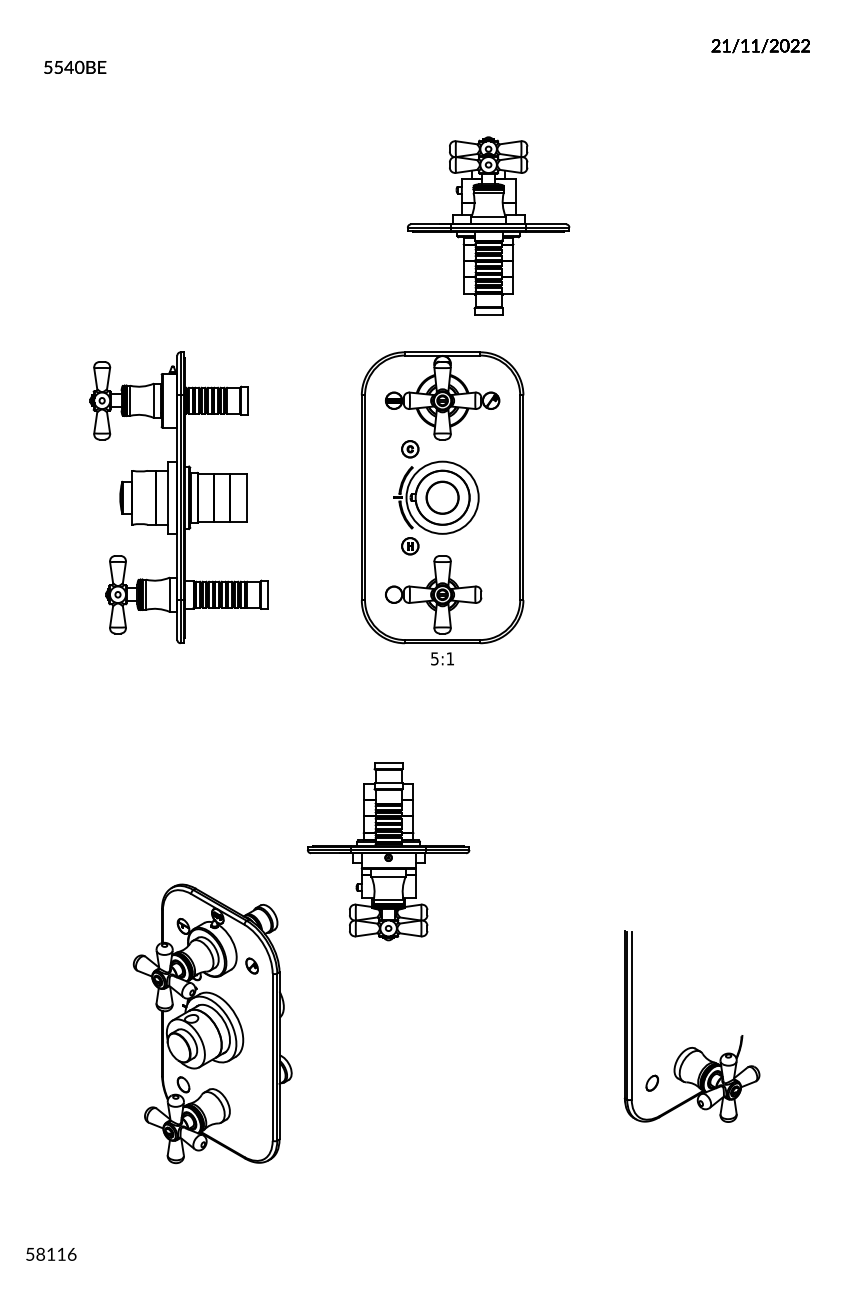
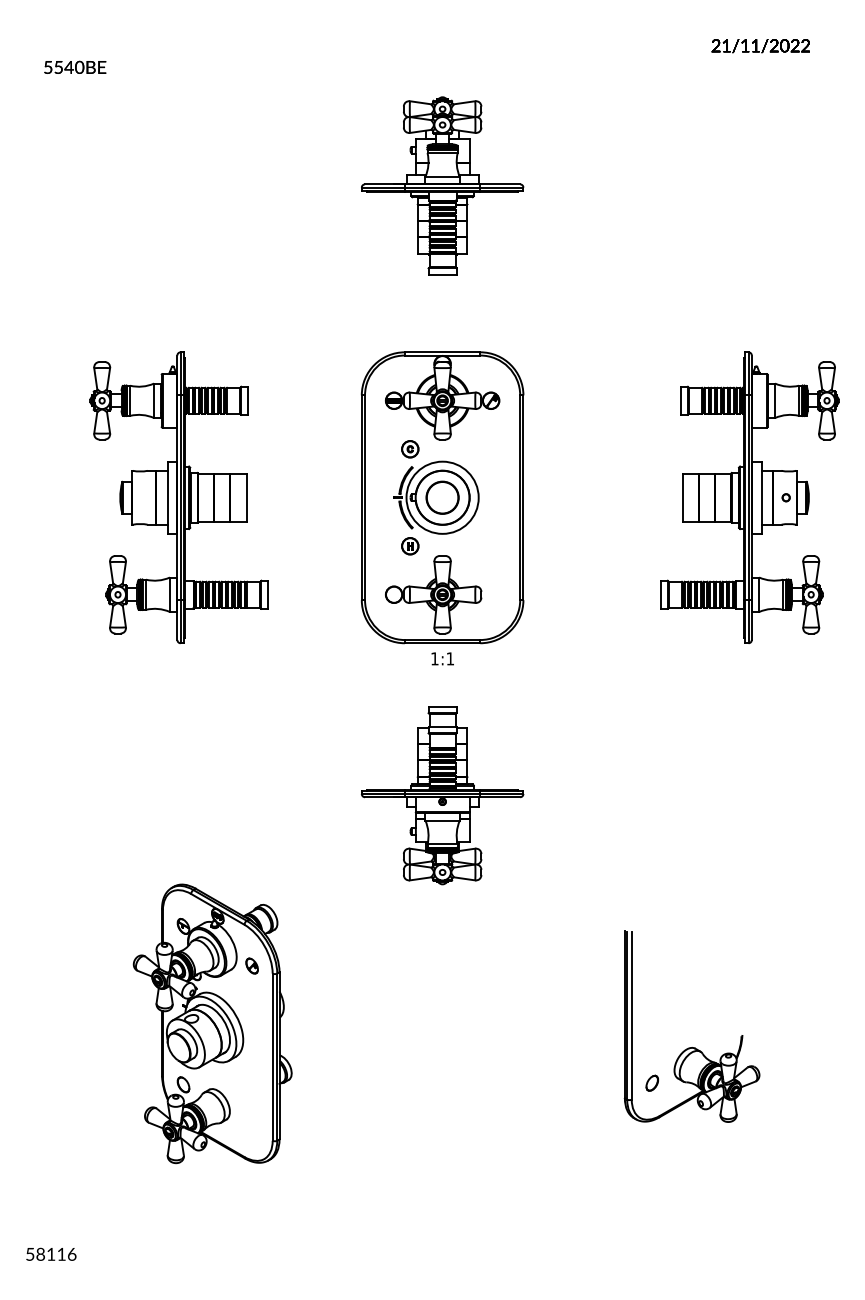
part position: (488, 225) -> (442, 185) (442, 185)
part: none -> present (749, 497)
text: 5:1 -> 1:1 (434, 658)
part position: (388, 851) -> (442, 795) (442, 795)
